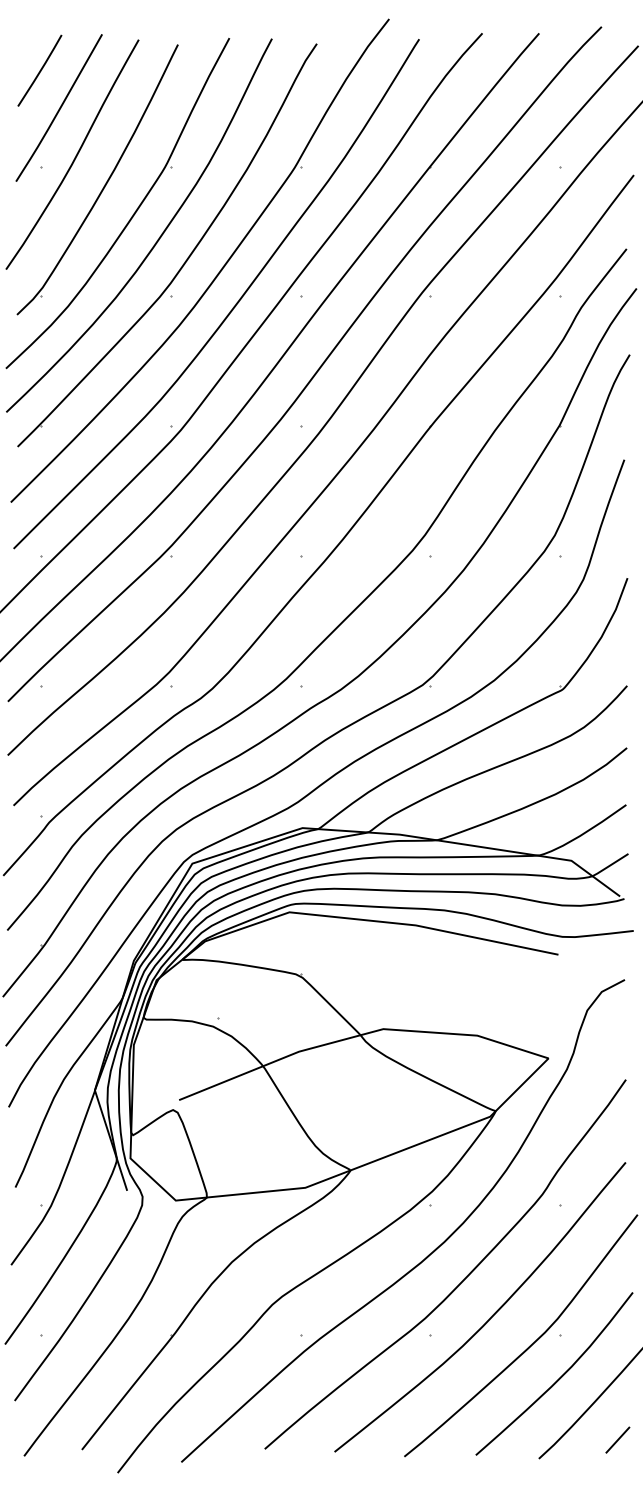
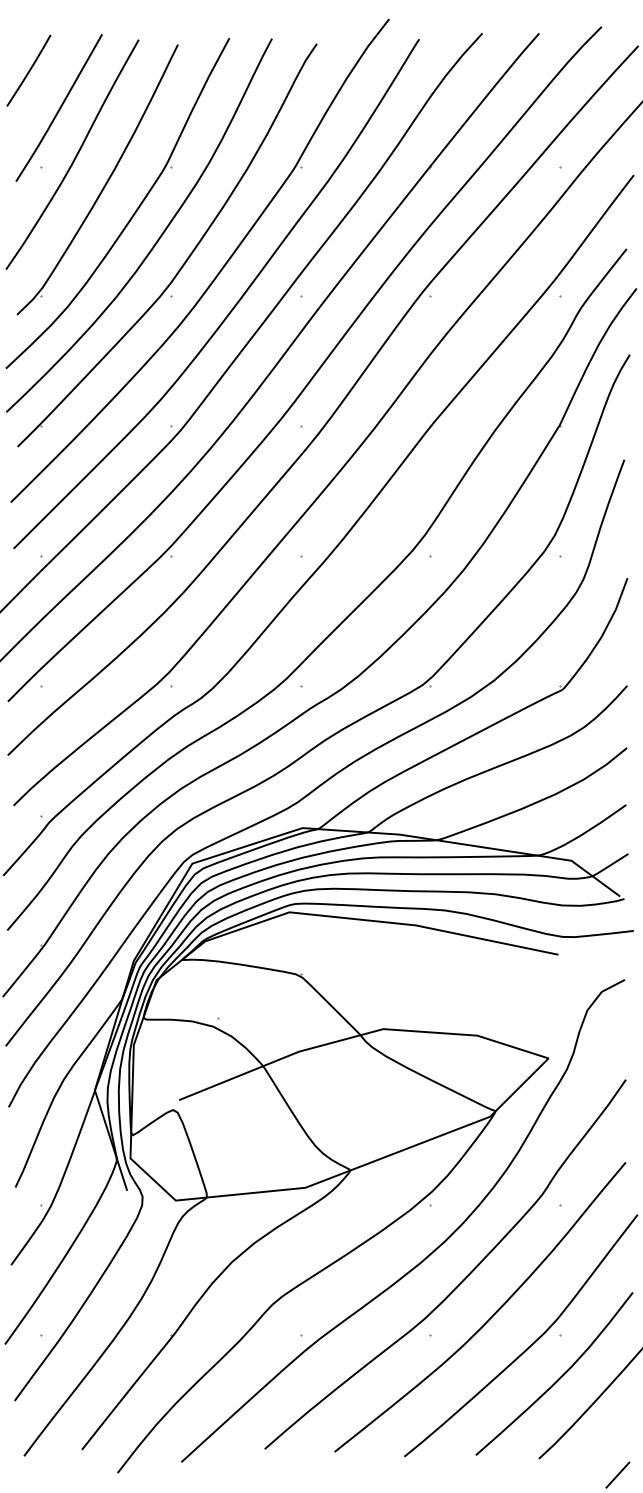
line position: (39, 70) -> (28, 70) (28, 70)
line position: (617, 1439) -> (617, 1474) (617, 1474)
